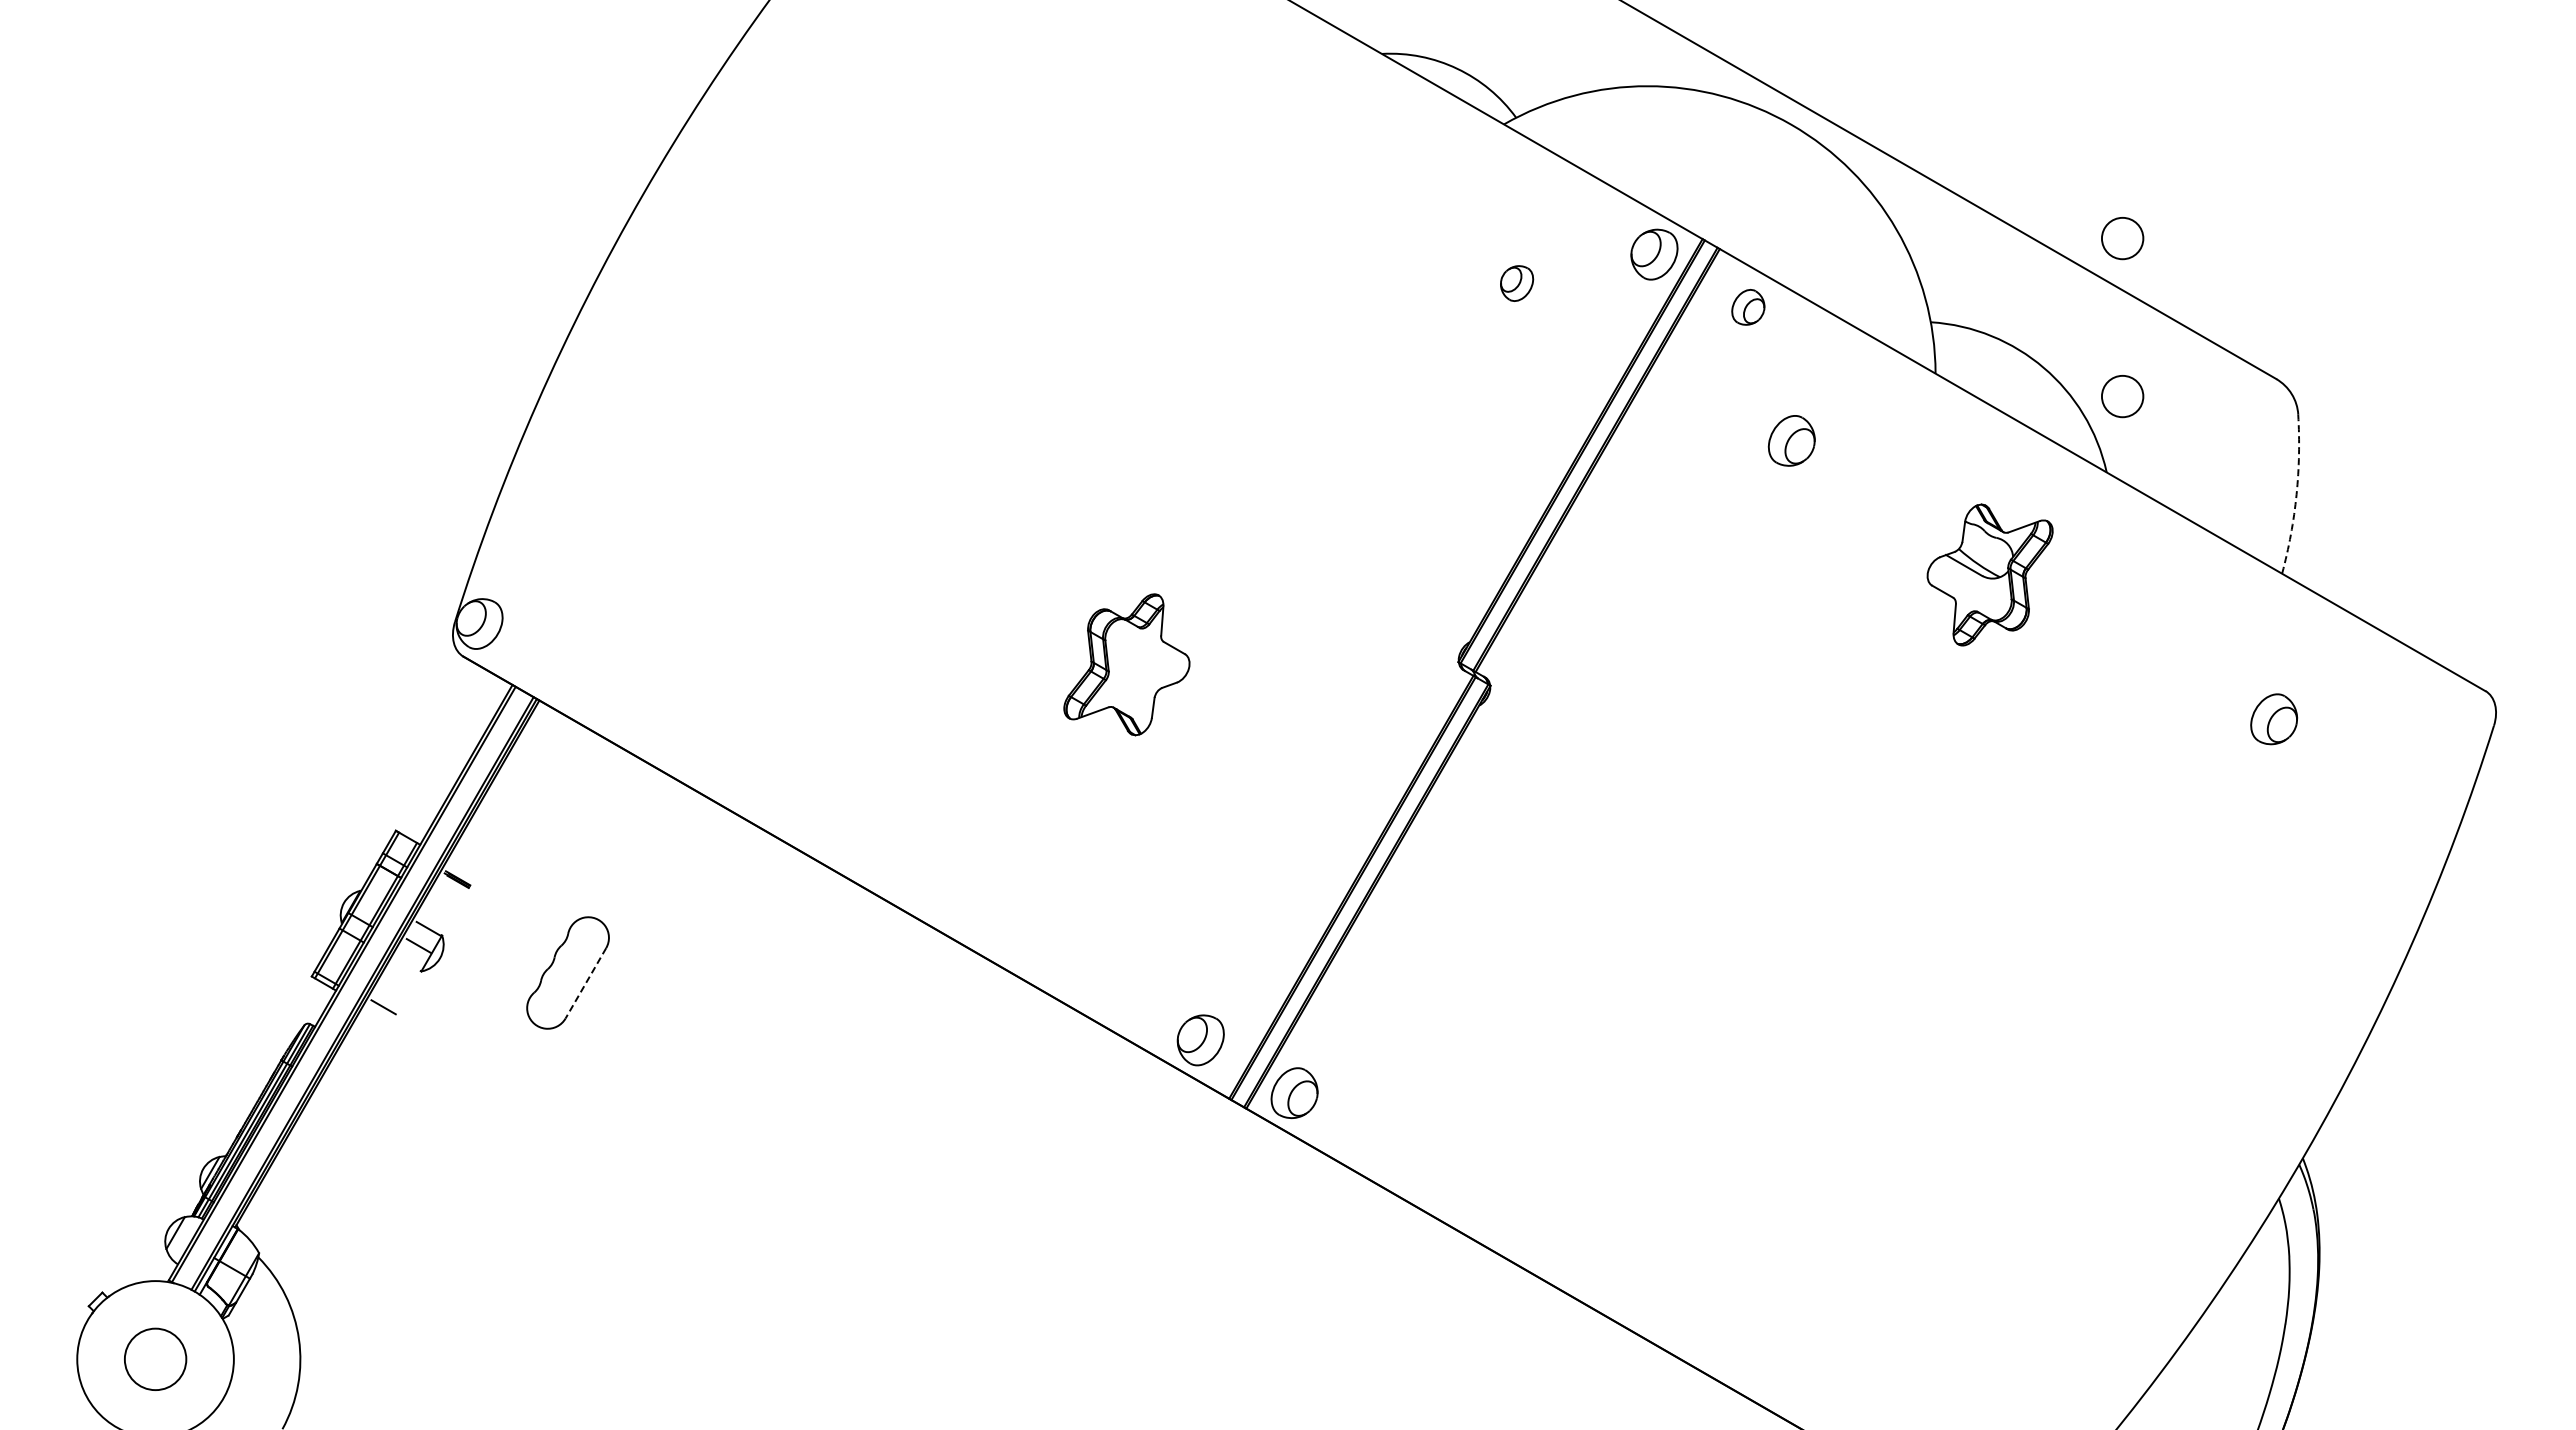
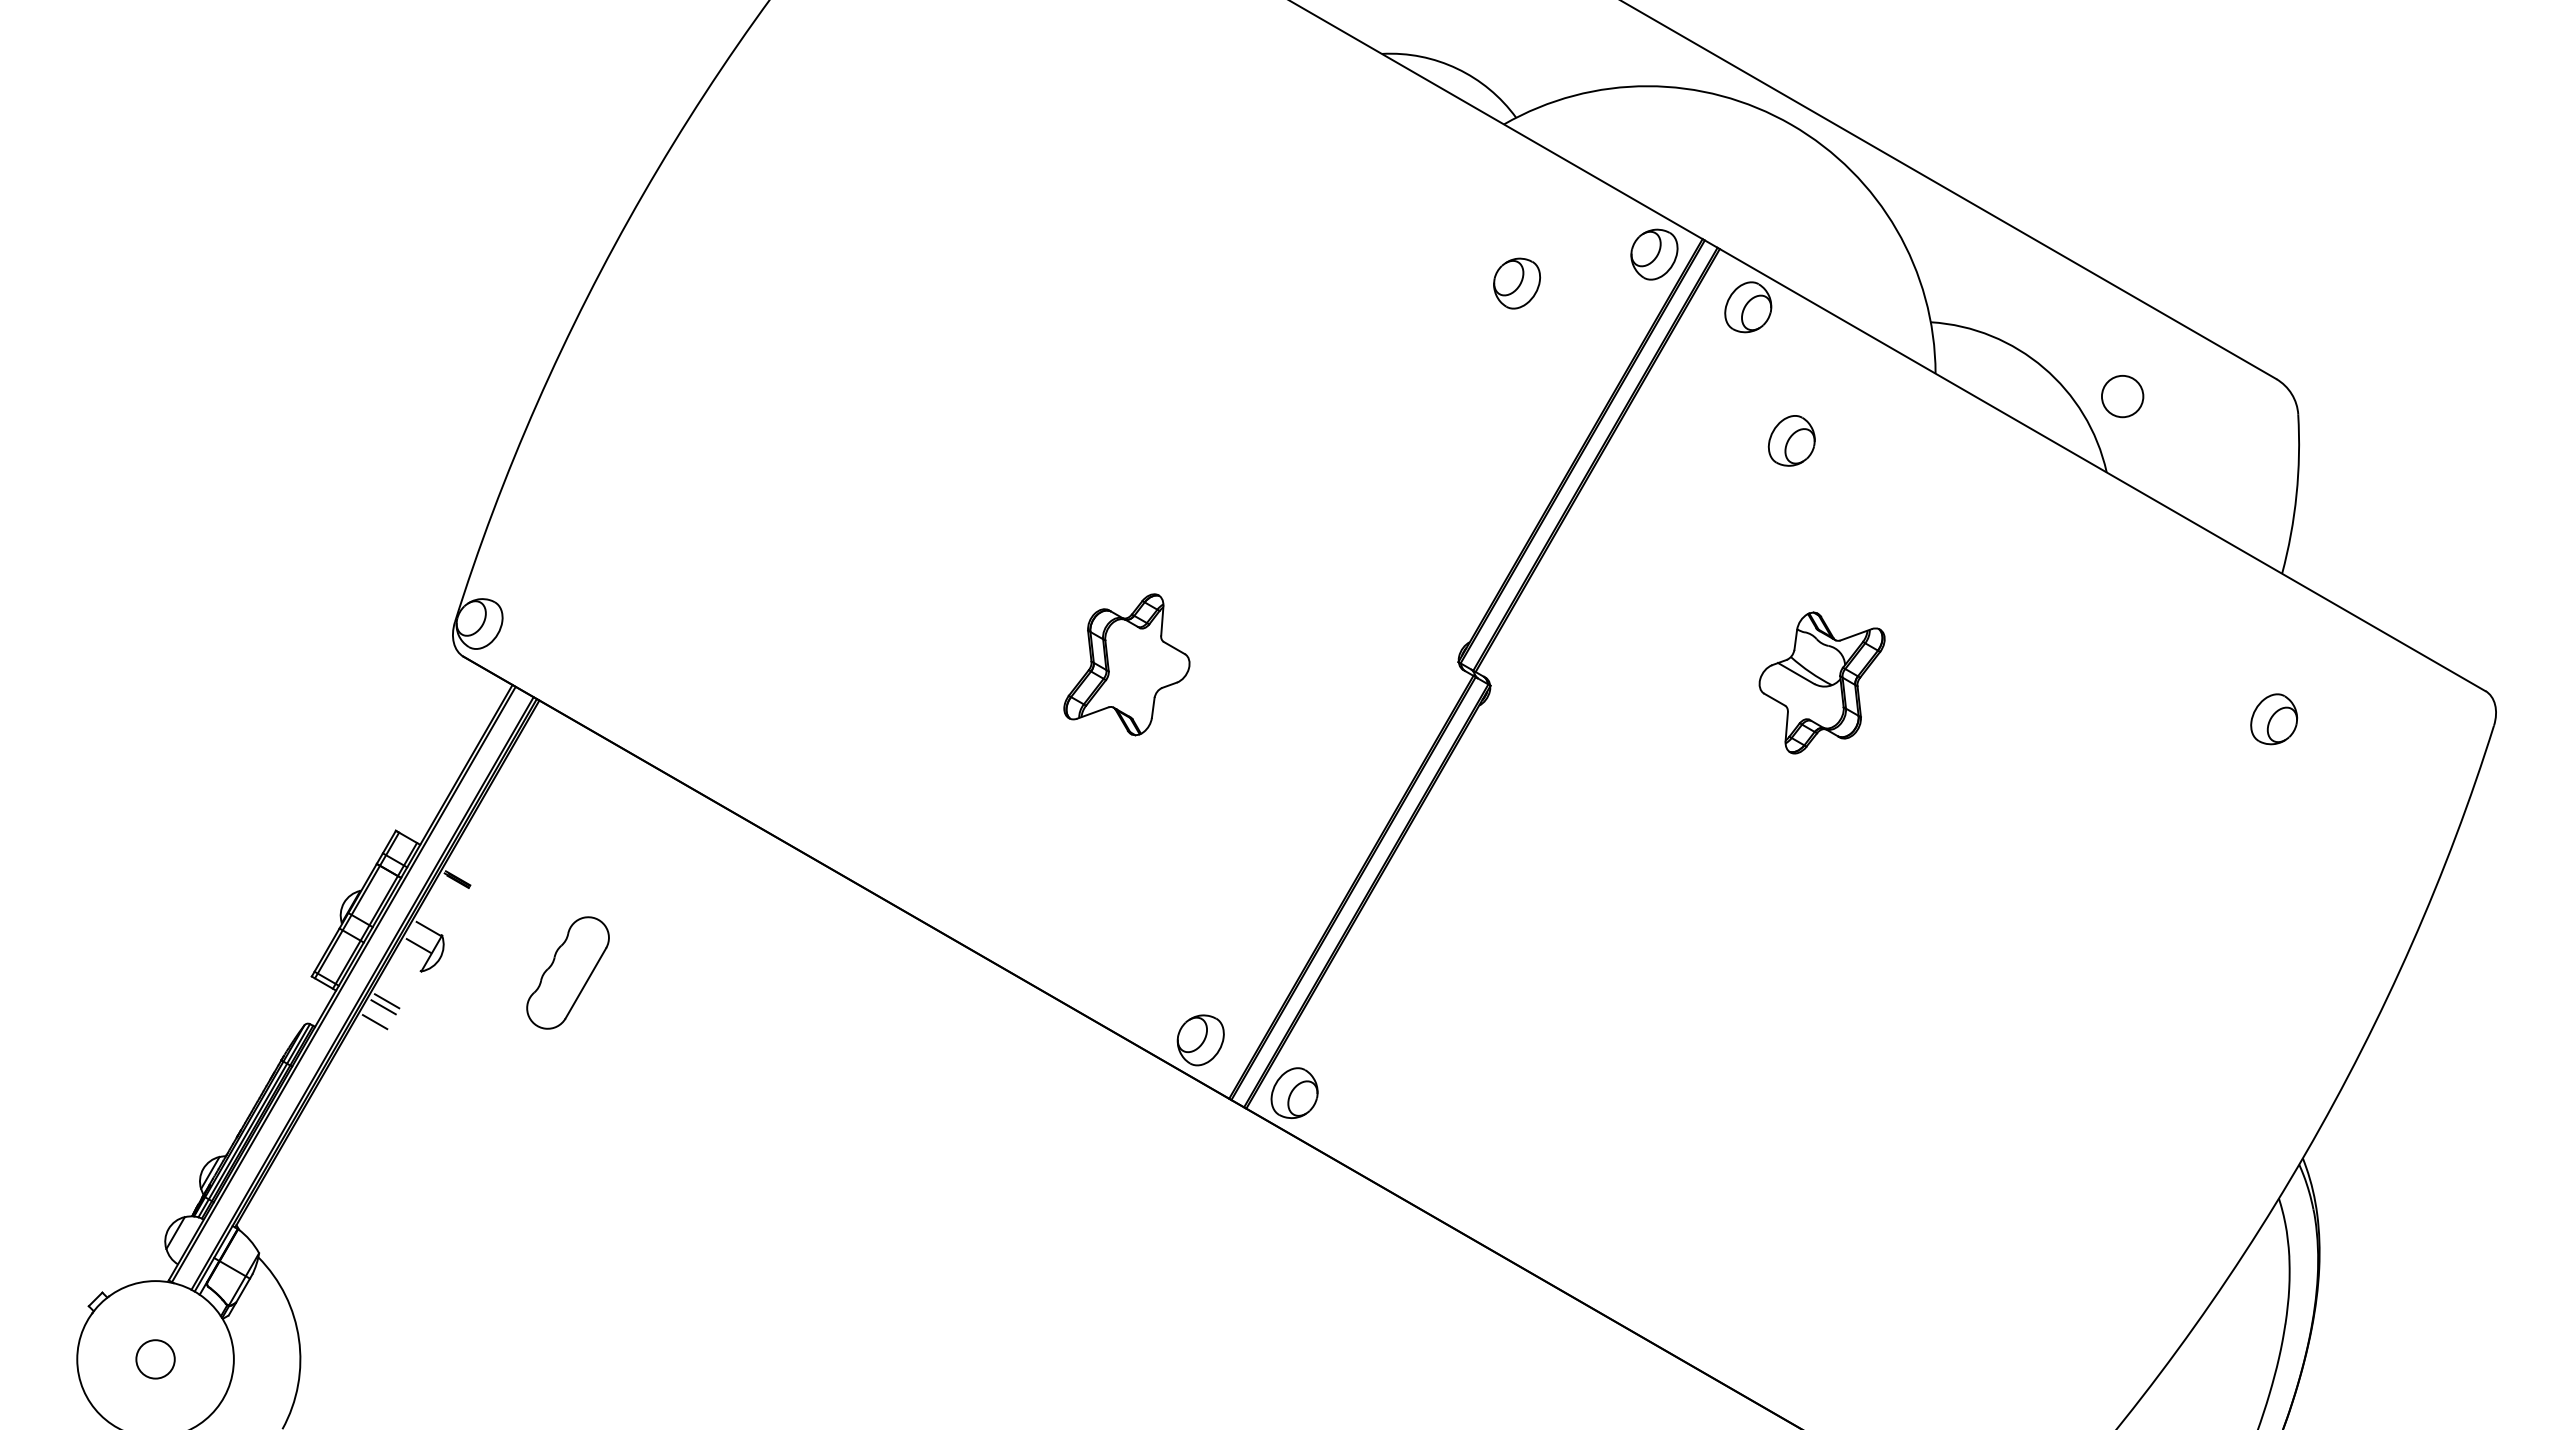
circle: present -> none (2122, 238)
part size: 35x37 px -> 48x53 px (1516, 283)
part size: 35x37 px -> 49x53 px (1748, 307)
arc: dashed -> solid (2296, 494)
part position: (1989, 574) -> (1821, 682) (1821, 682)
line: dashed -> solid (585, 983)
line: none -> present (386, 1001)
line: none -> present (374, 1022)
circle diameter: 61 px -> 38 px (155, 1359)
